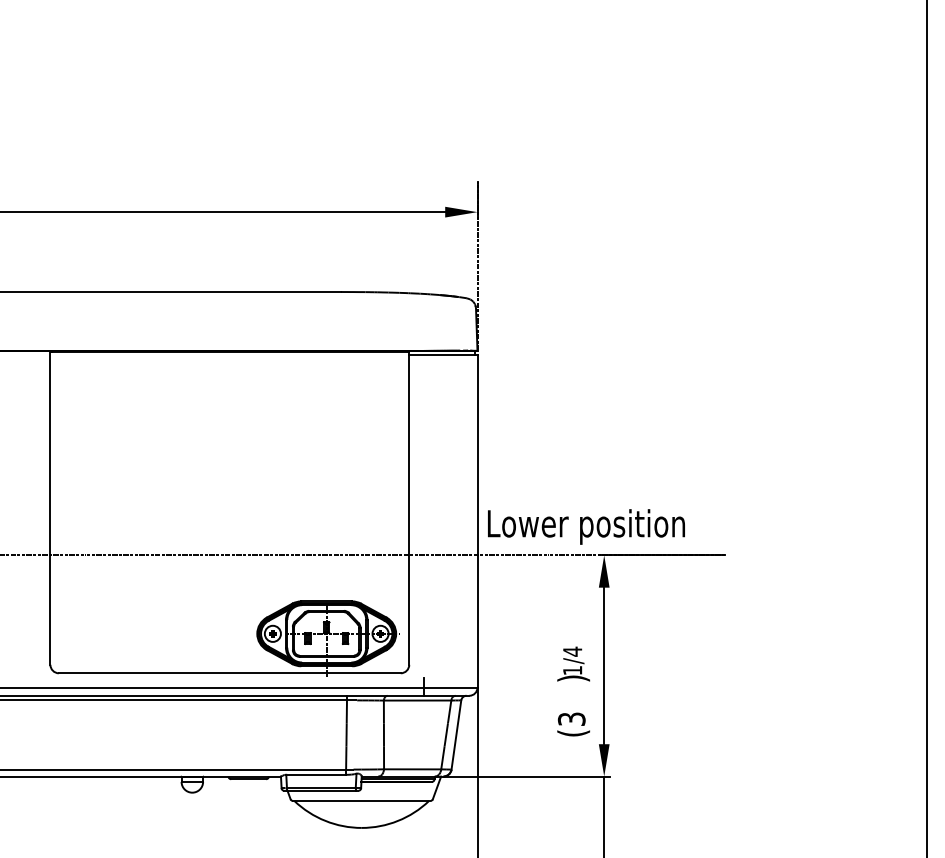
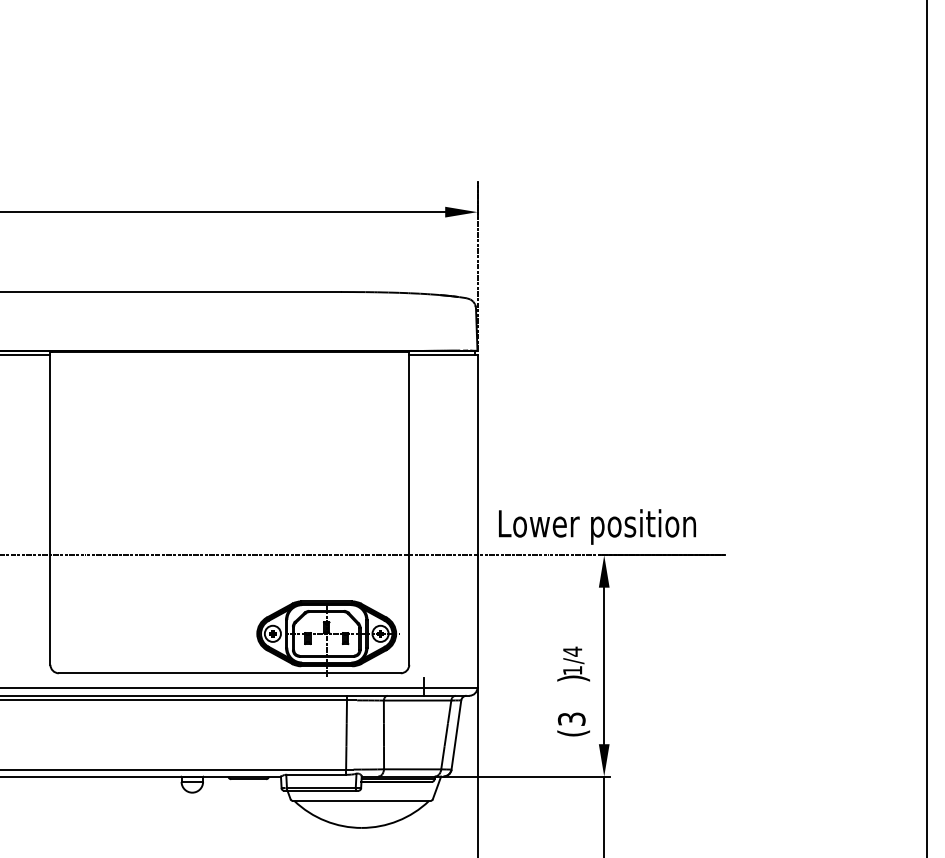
line: none -> present (26, 354)
text position: (586, 526) -> (597, 526) (597, 526)
